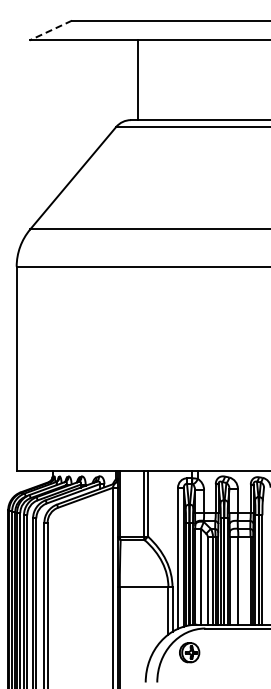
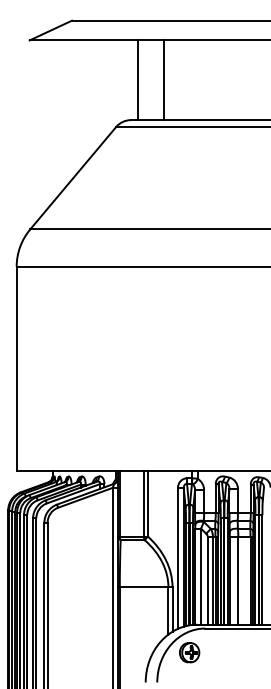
line: dashed -> solid (50, 30)
line: none -> present (164, 80)
